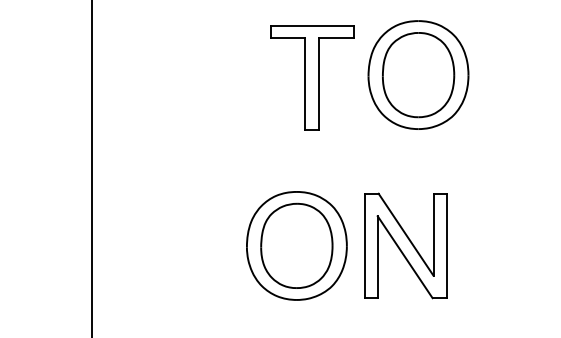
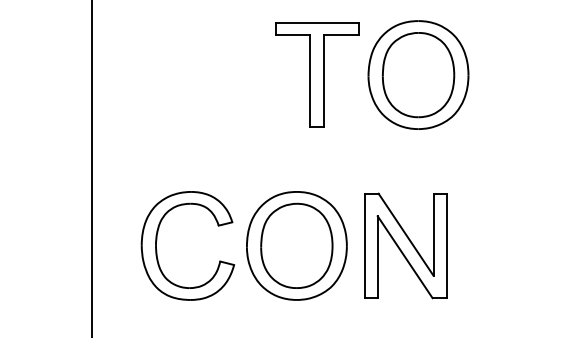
part position: (312, 77) -> (317, 74) (317, 74)
part: none -> present (157, 240)
